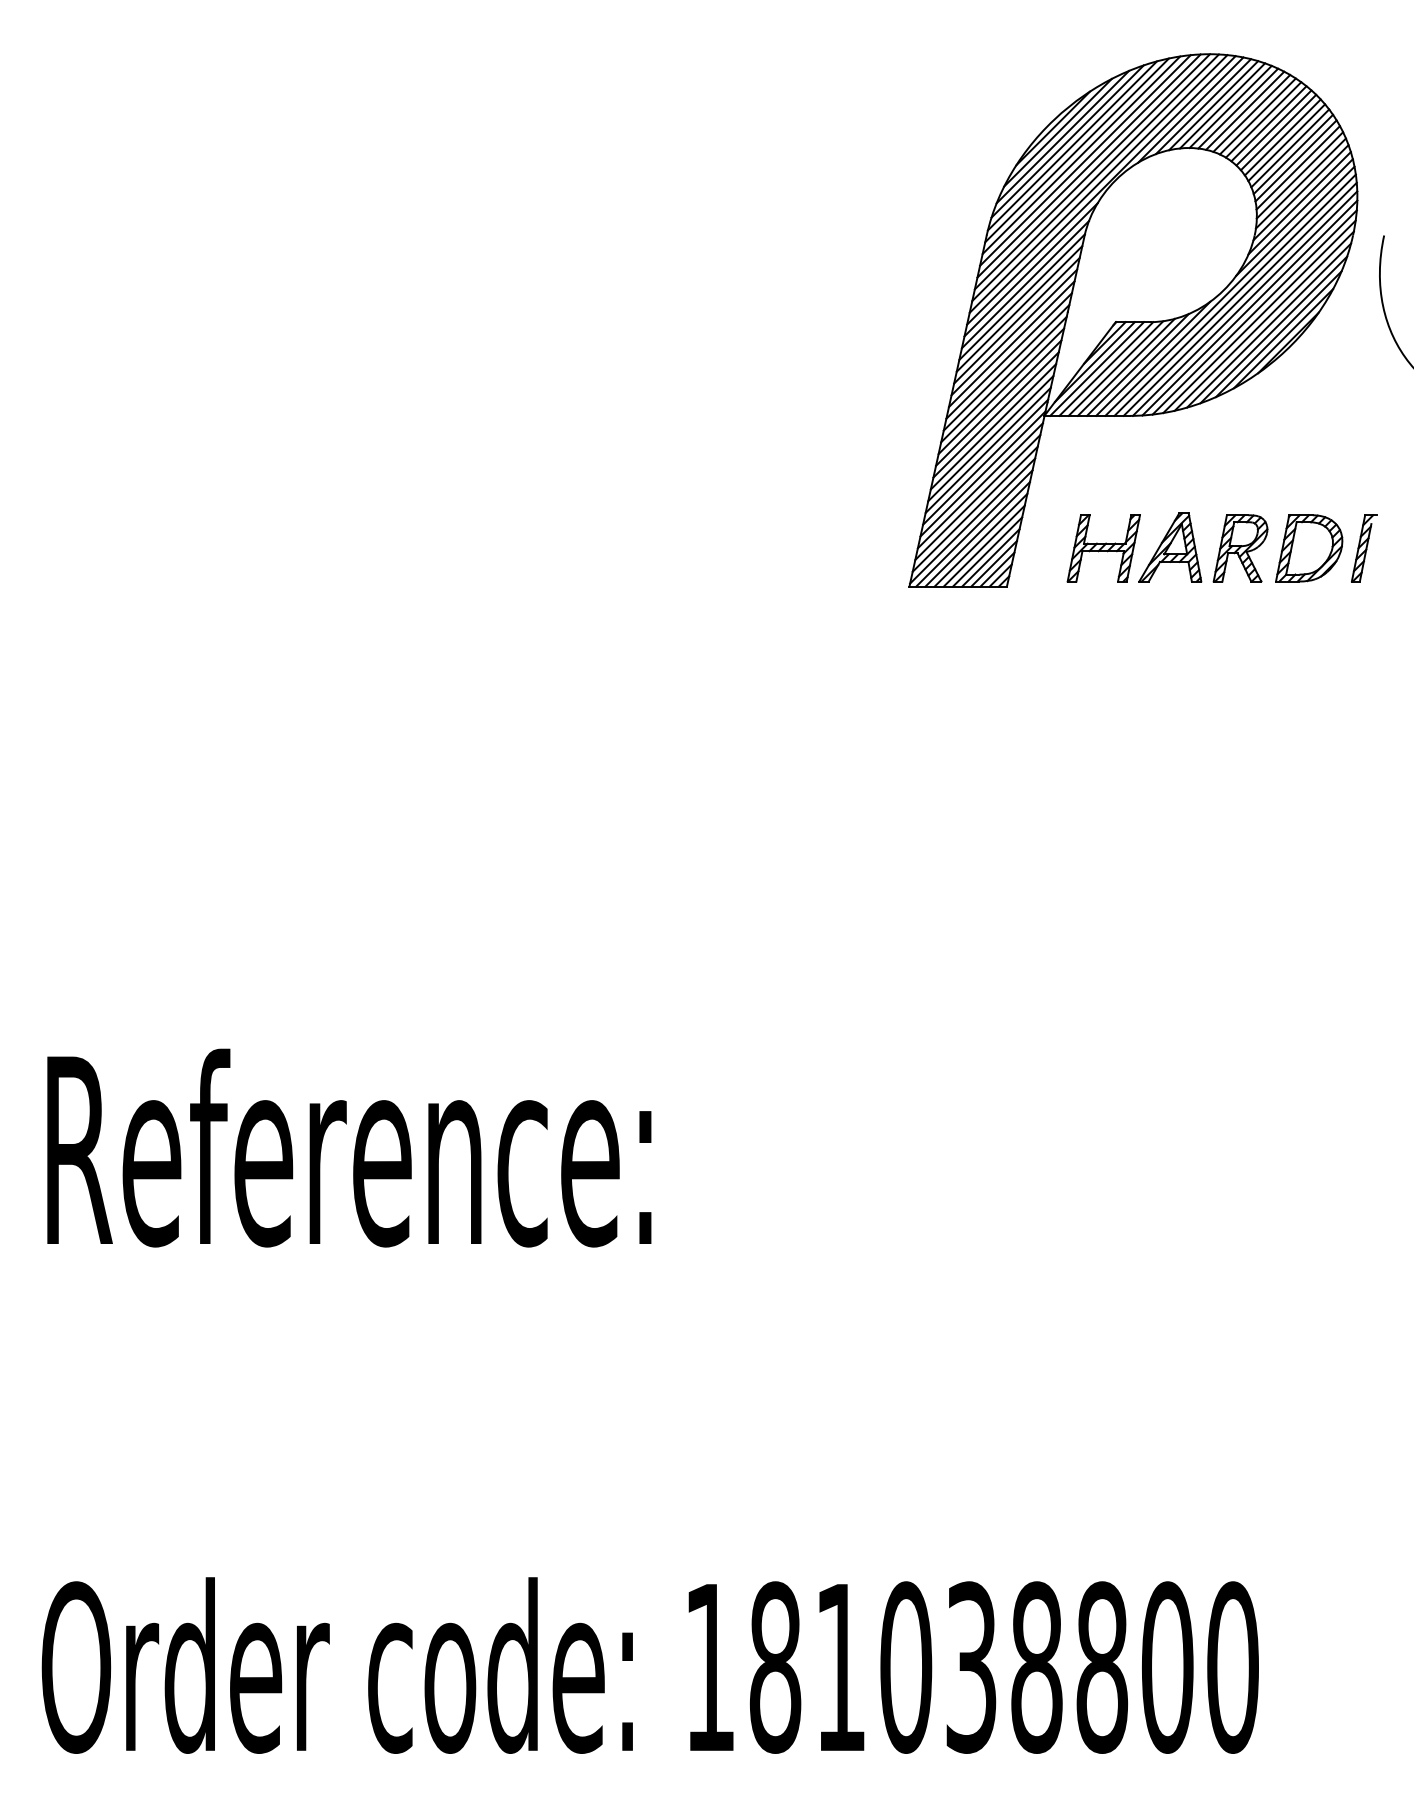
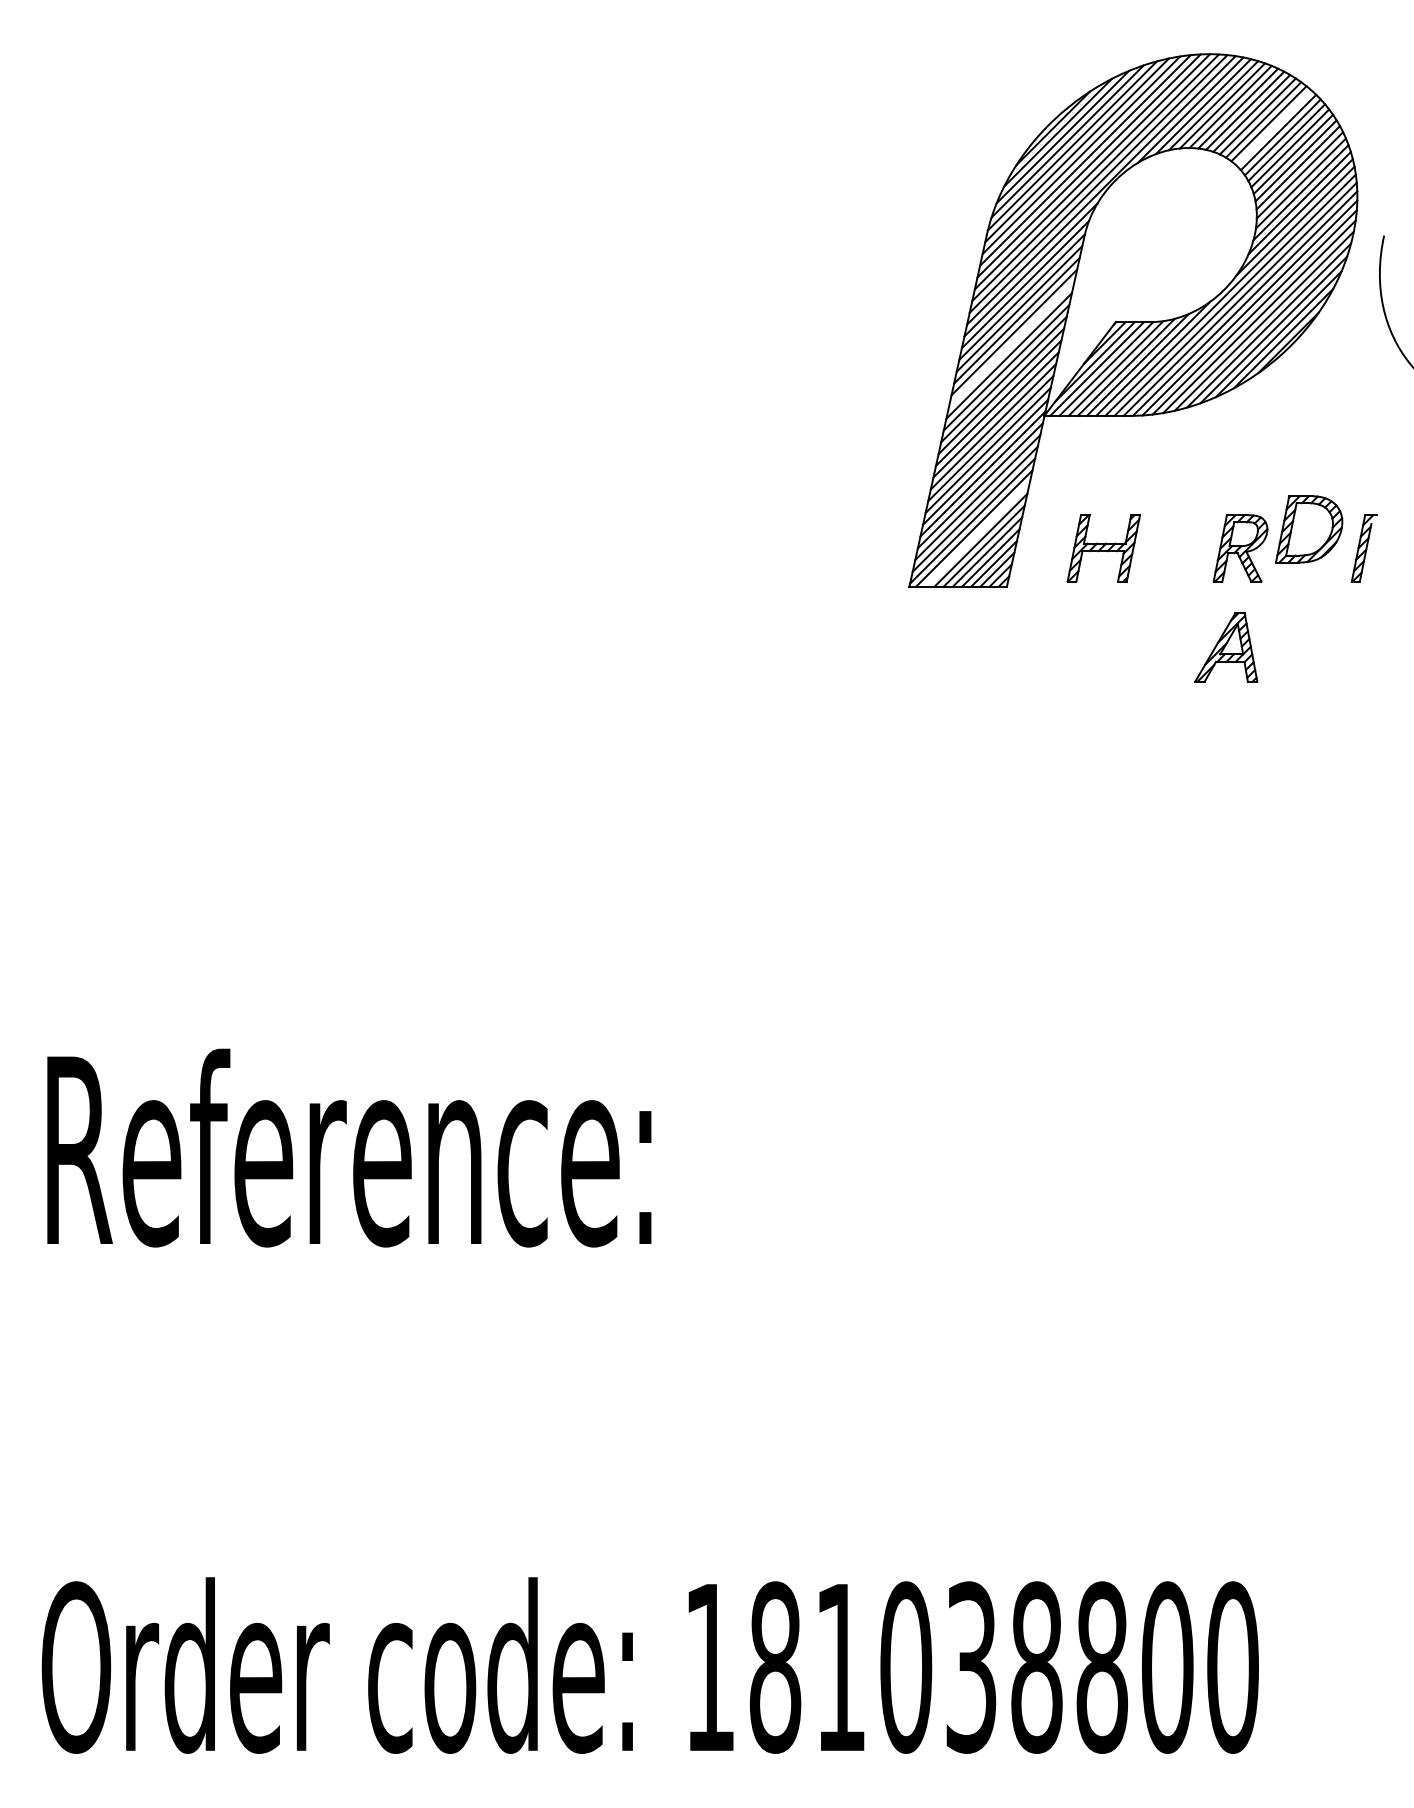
line: present -> none (1273, 127)
line: present -> none (1011, 344)
line: present -> none (977, 534)
part position: (1170, 547) -> (1226, 647) (1226, 647)
part position: (1309, 548) -> (1309, 529) (1309, 529)
